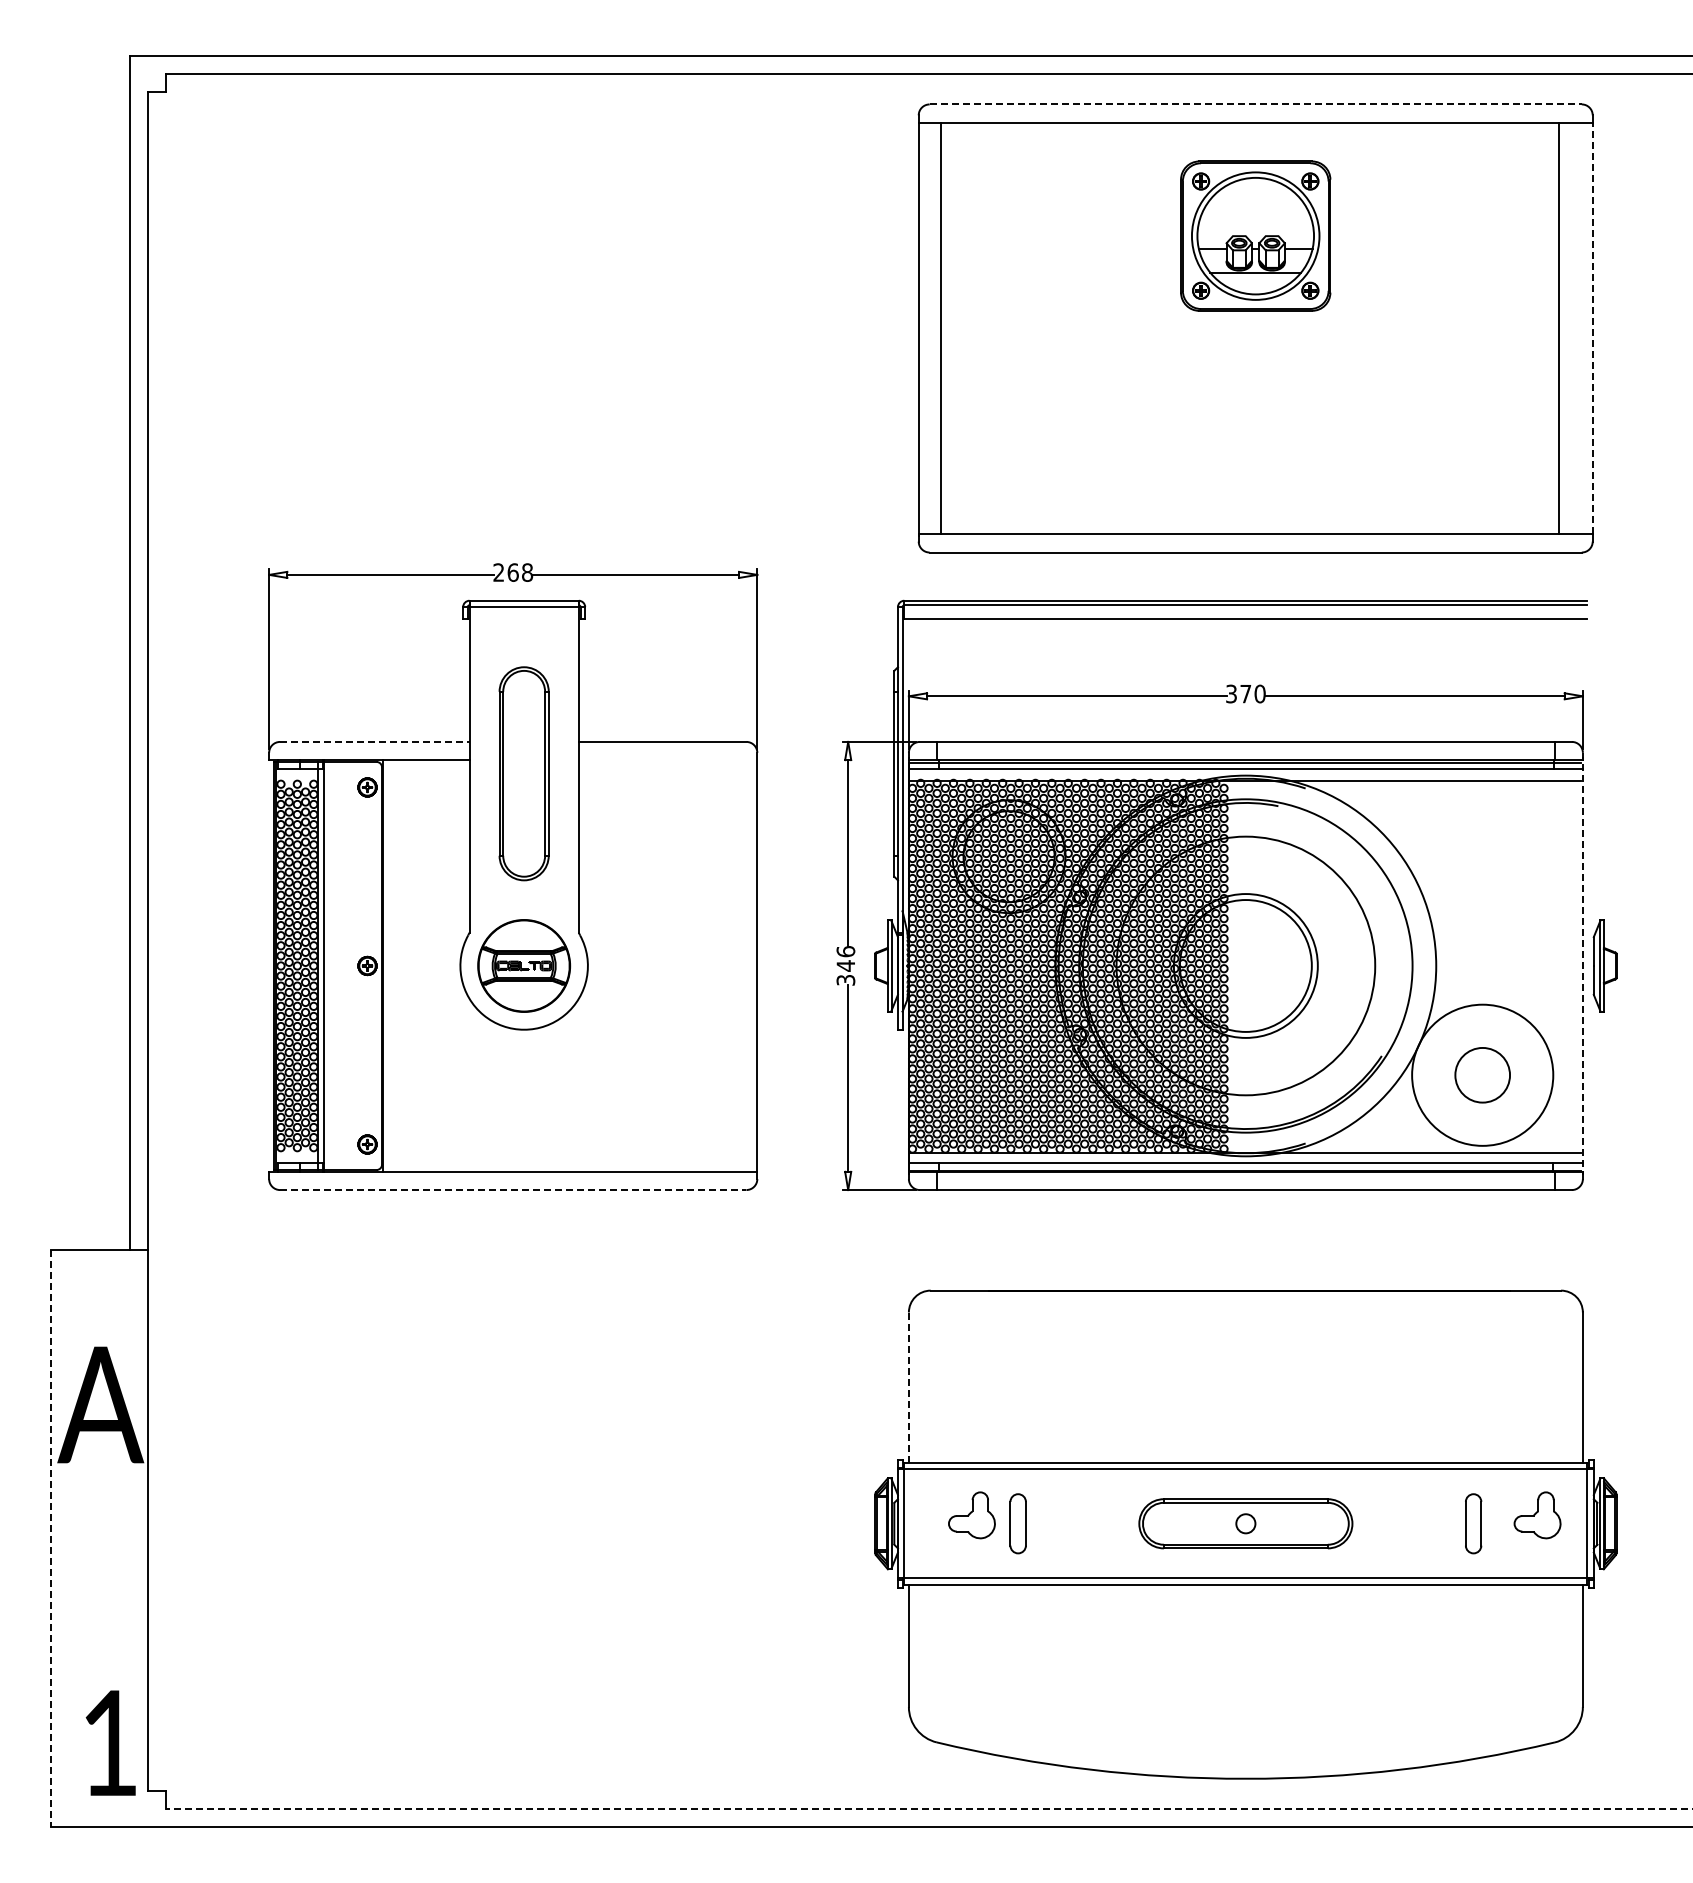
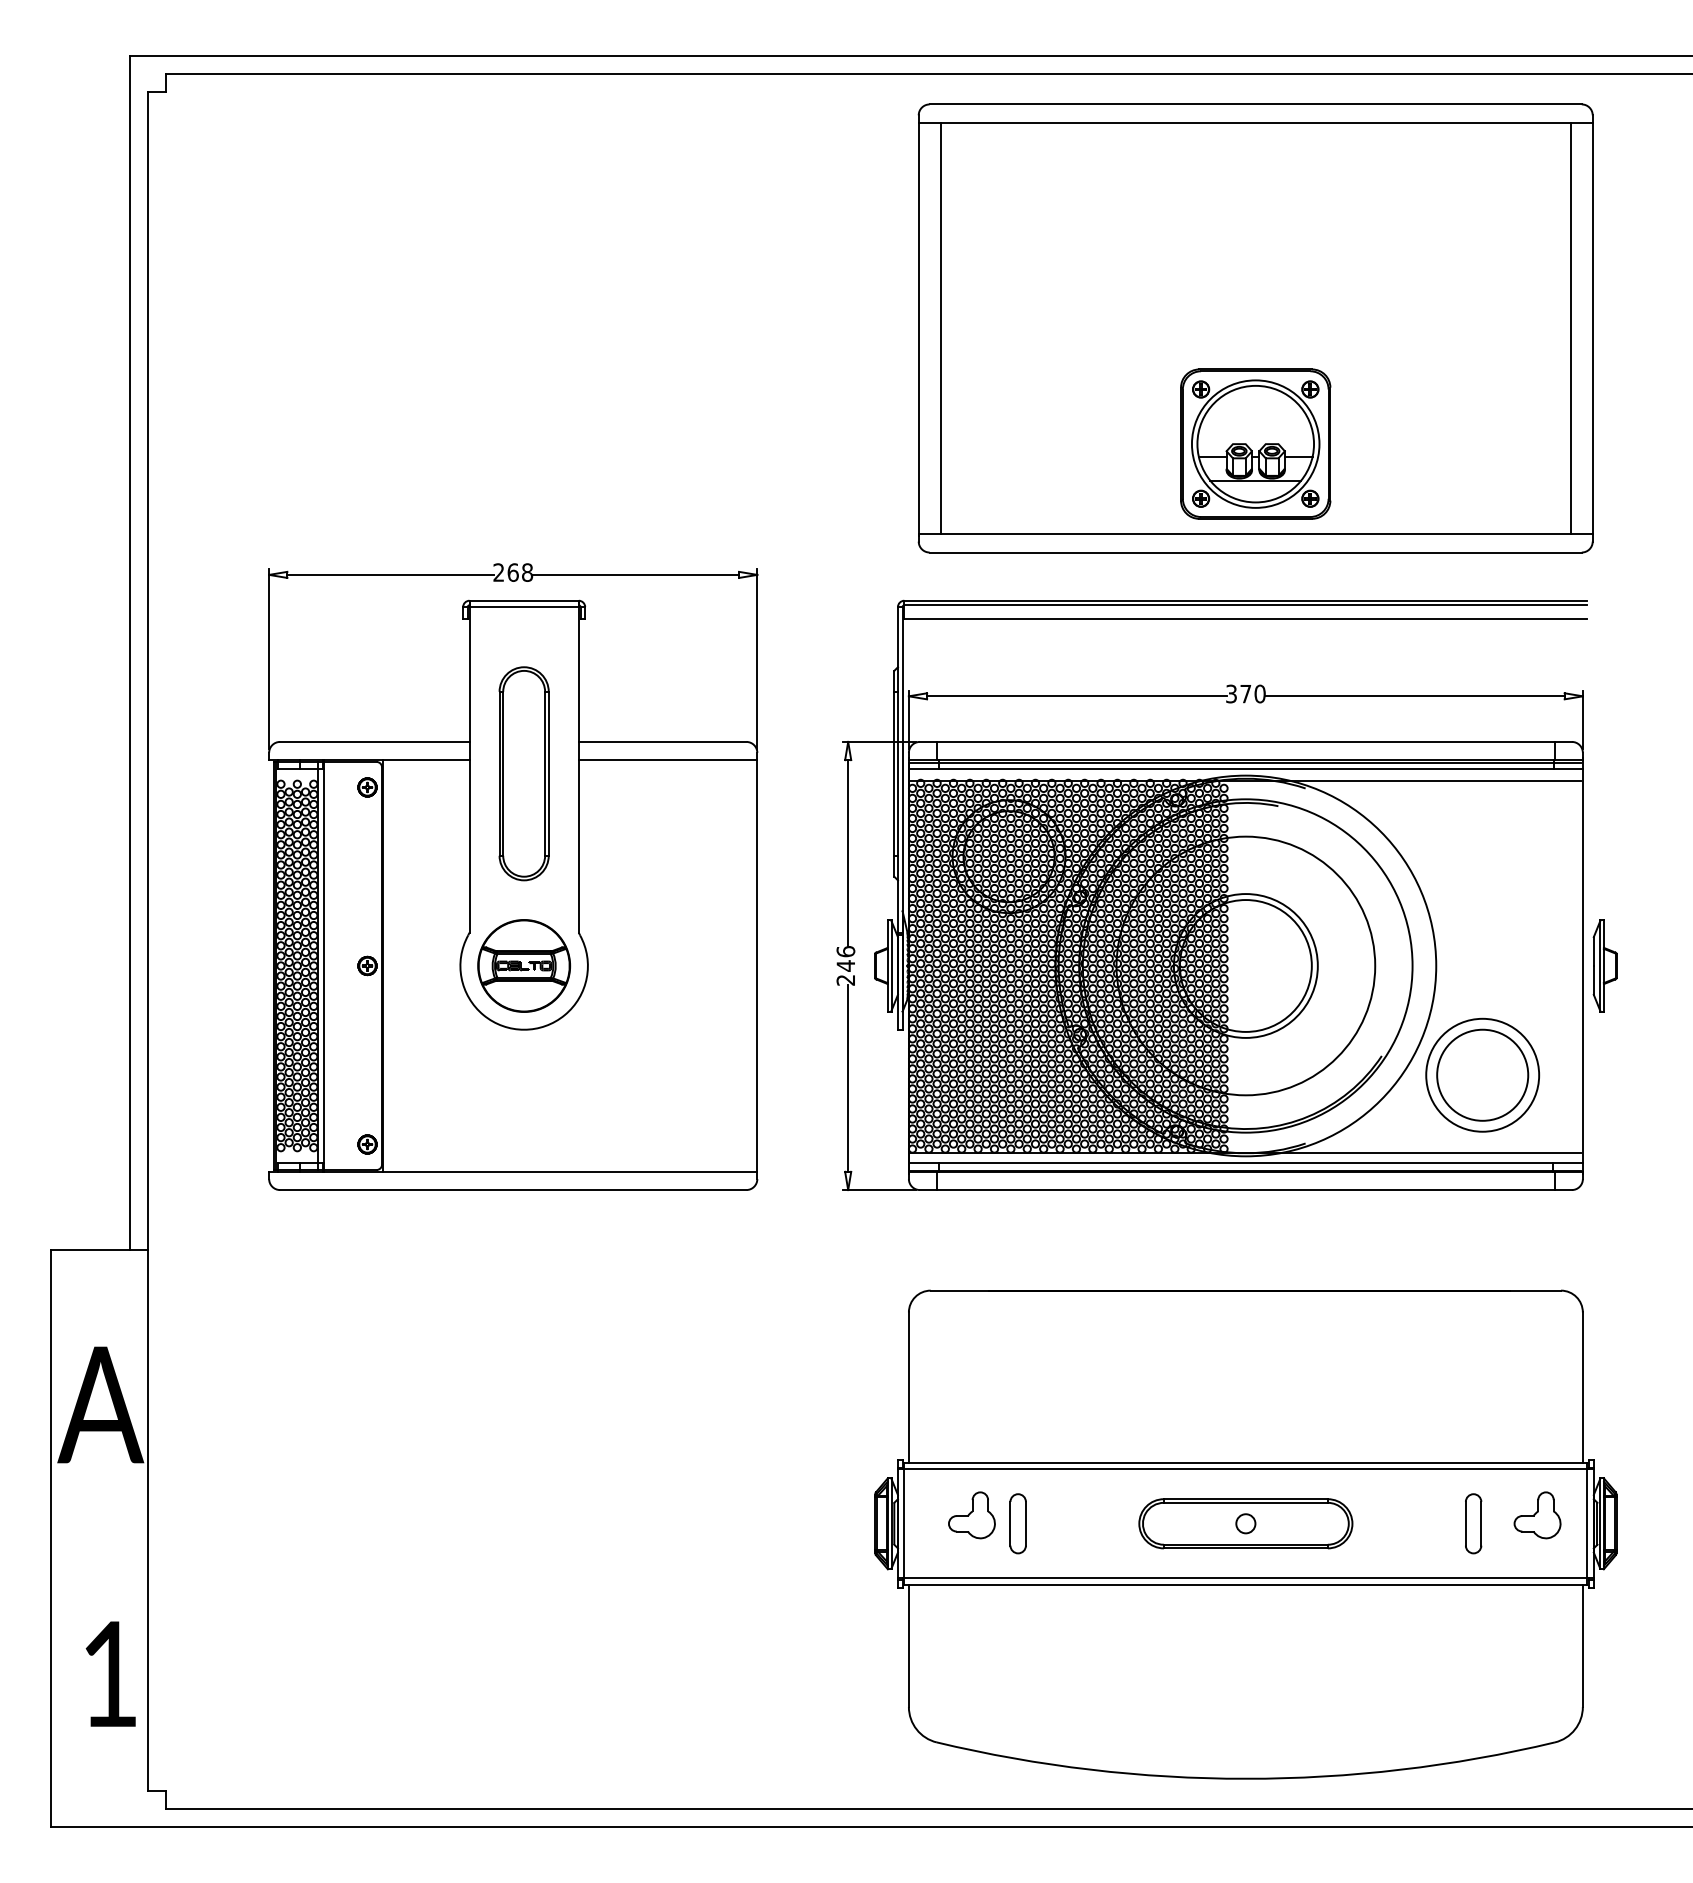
line: dashed -> solid (1256, 104)
part position: (1255, 235) -> (1255, 443) (1255, 443)
line position: (1558, 328) -> (1570, 328) (1570, 328)
line: dashed -> solid (1592, 328)
line: dashed -> solid (374, 741)
line: none -> present (667, 760)
line: dashed -> solid (1582, 962)
text: 346 -> 246 (846, 980)
circle diameter: 141 px -> 113 px (1482, 1074)
circle diameter: 55 px -> 91 px (1482, 1074)
line: dashed -> solid (513, 1190)
line: dashed -> solid (908, 1387)
line: dashed -> solid (50, 1538)
text position: (110, 1742) -> (110, 1673) (110, 1673)
line: dashed -> solid (928, 1808)
